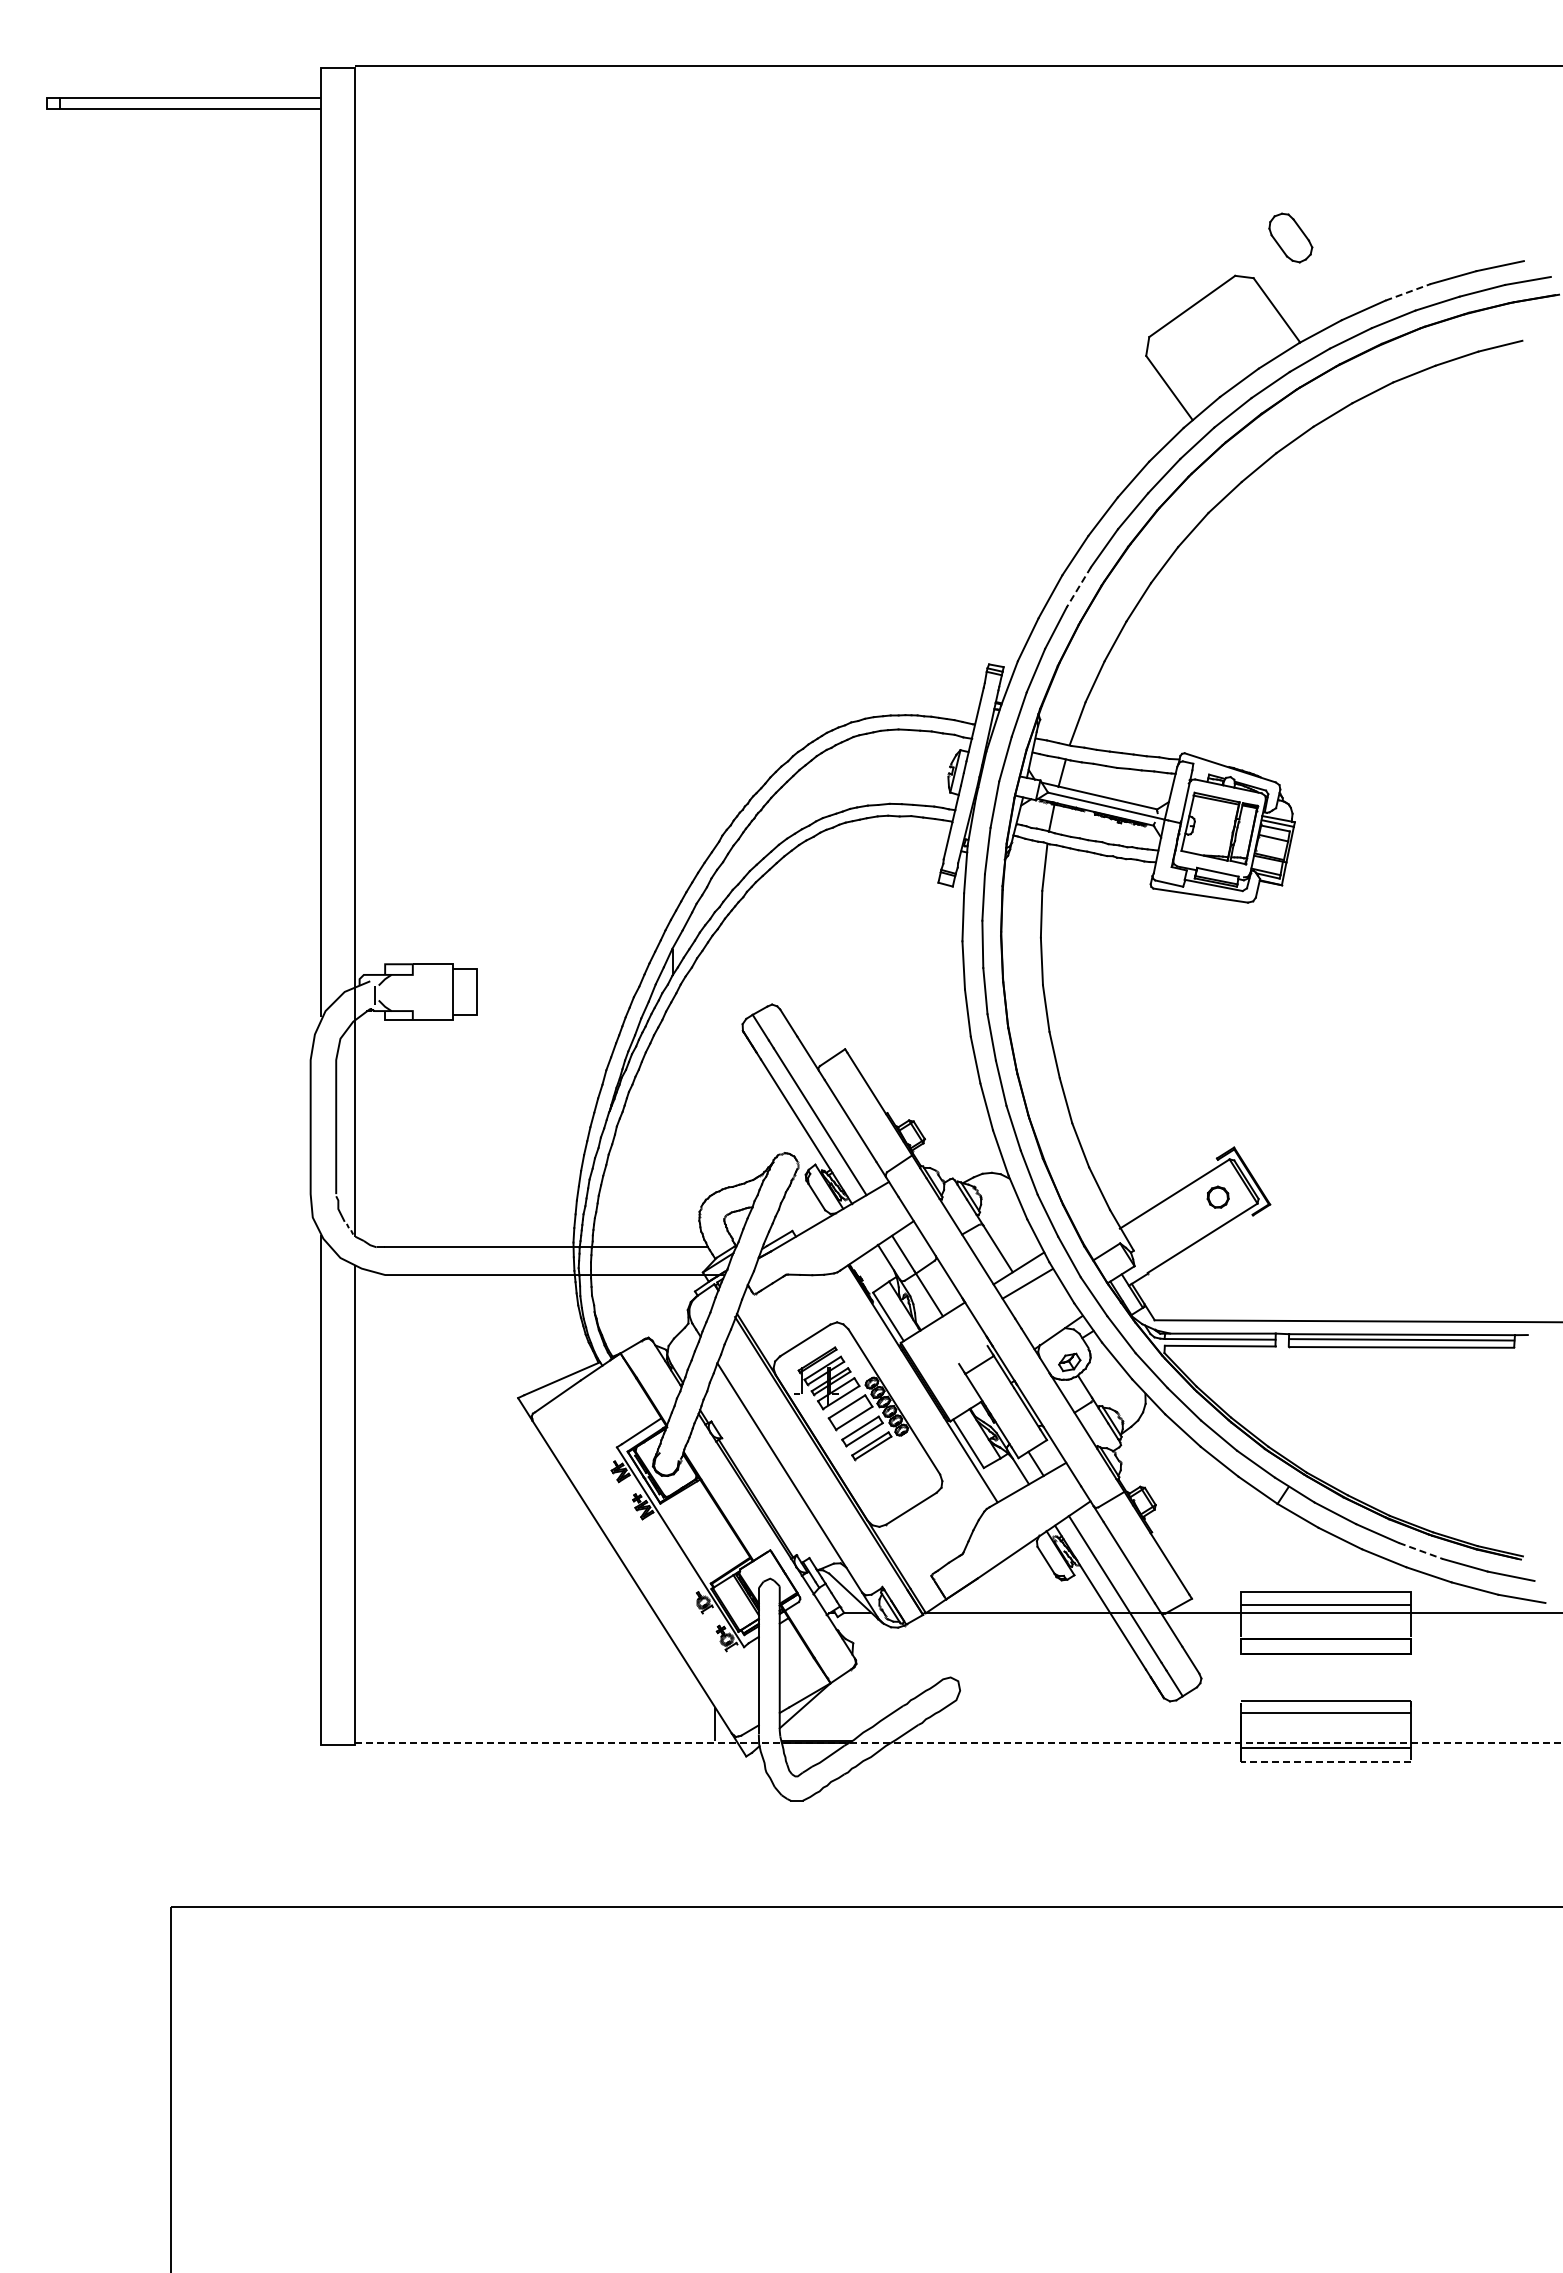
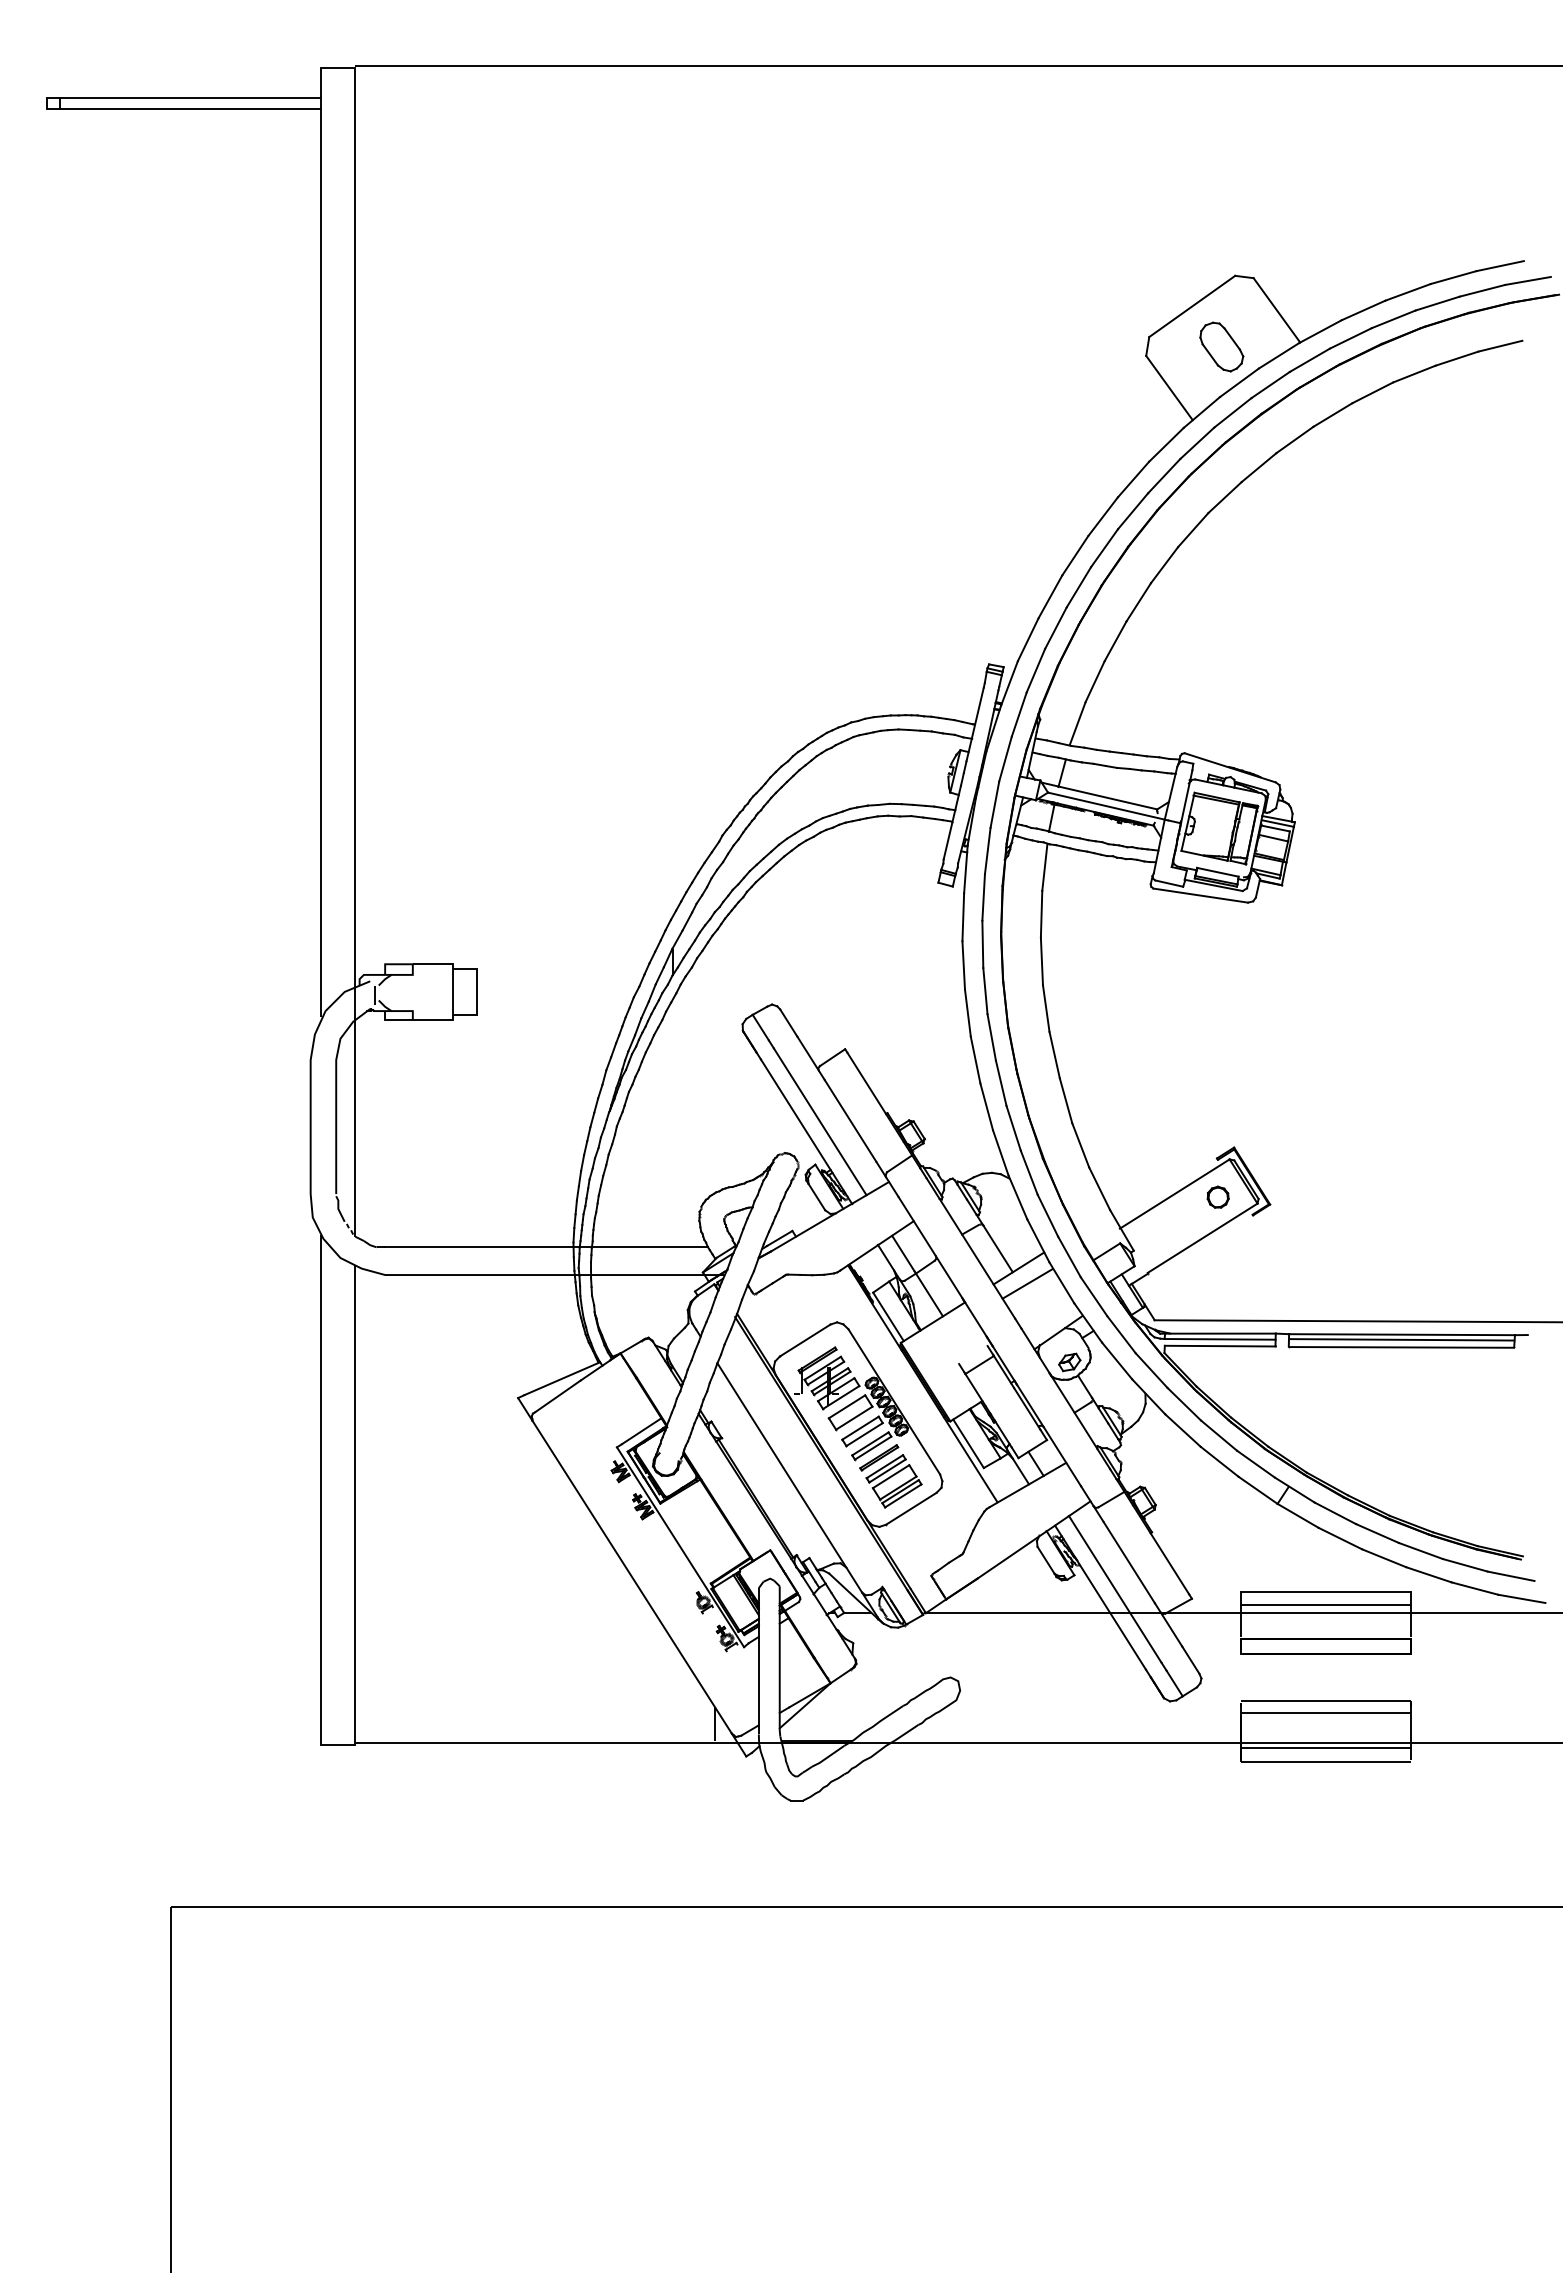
part position: (1290, 237) -> (1221, 346) (1221, 346)
line: dashed -> solid (1408, 292)
line: dashed -> solid (1078, 587)
part: none -> present (890, 1476)
line: dashed -> solid (1421, 1551)
line: dashed -> solid (959, 1743)
line: dashed -> solid (1325, 1762)
